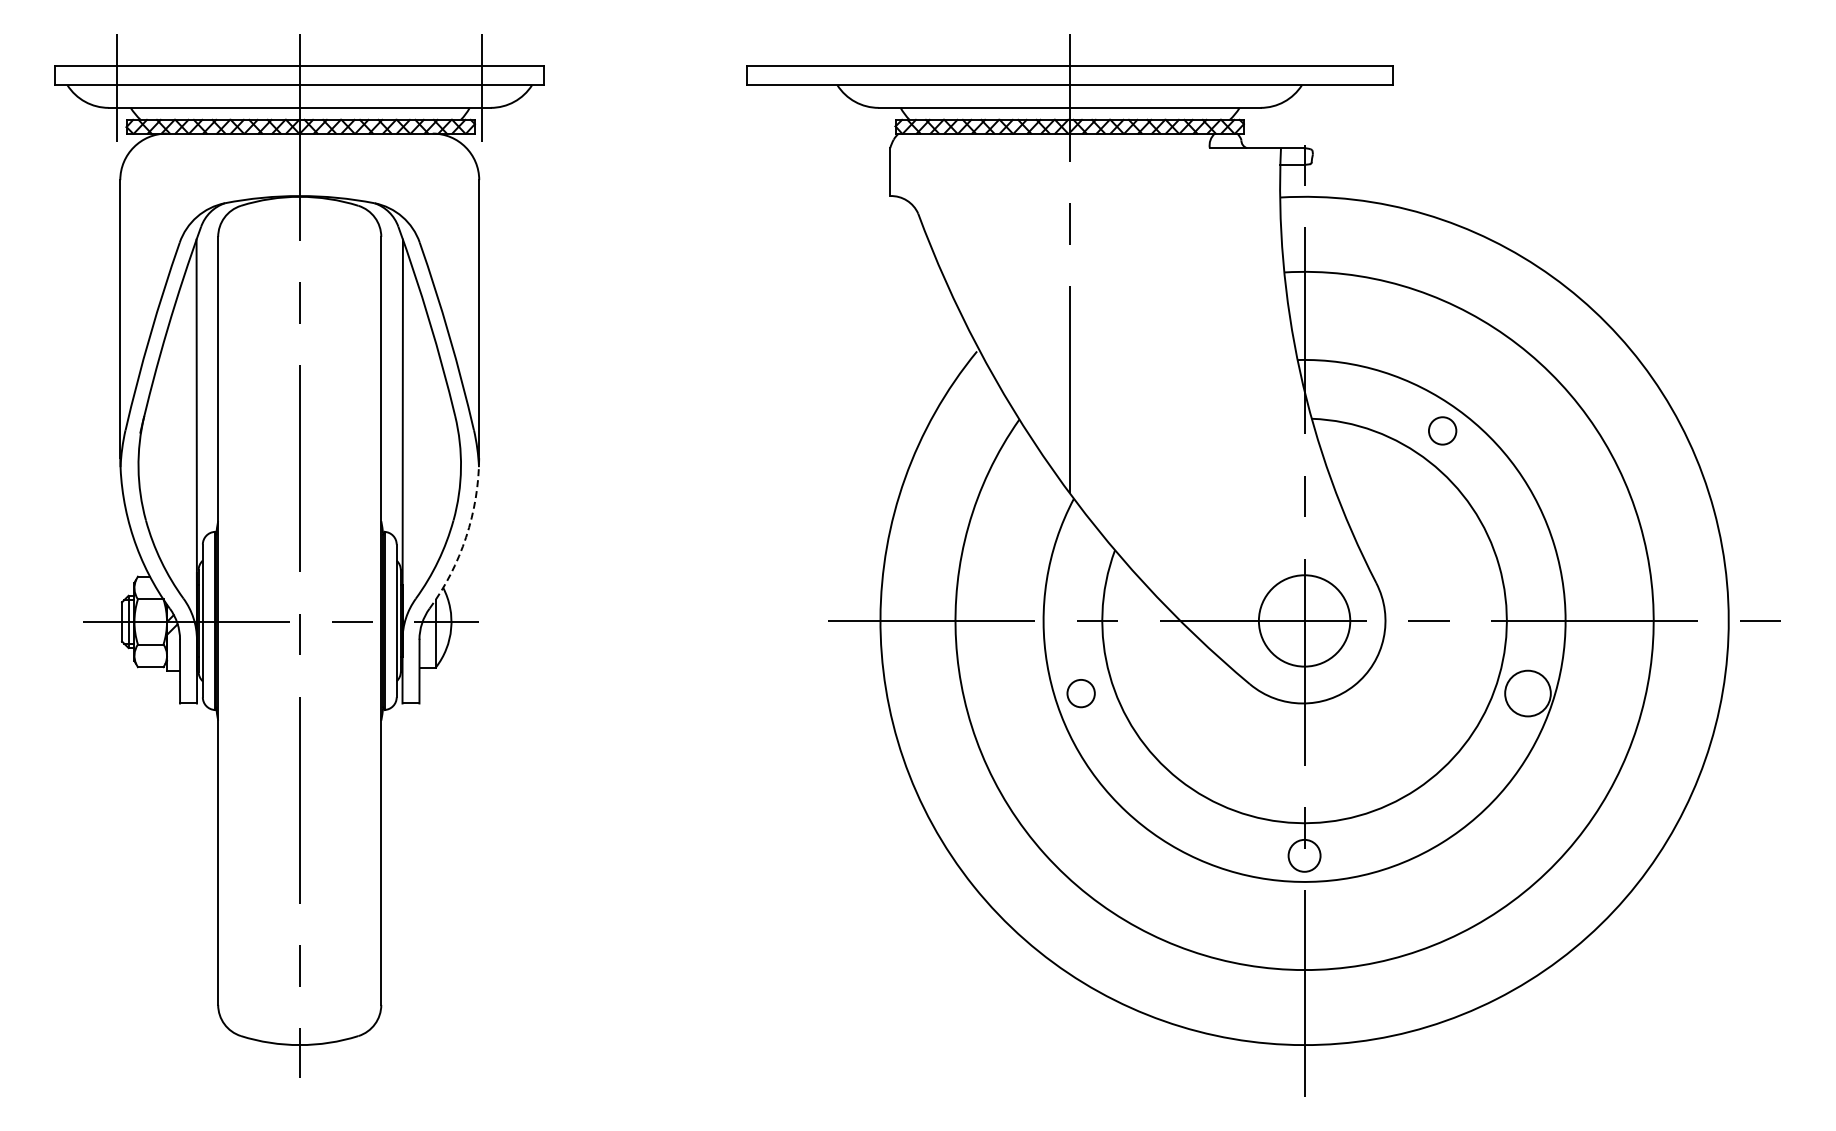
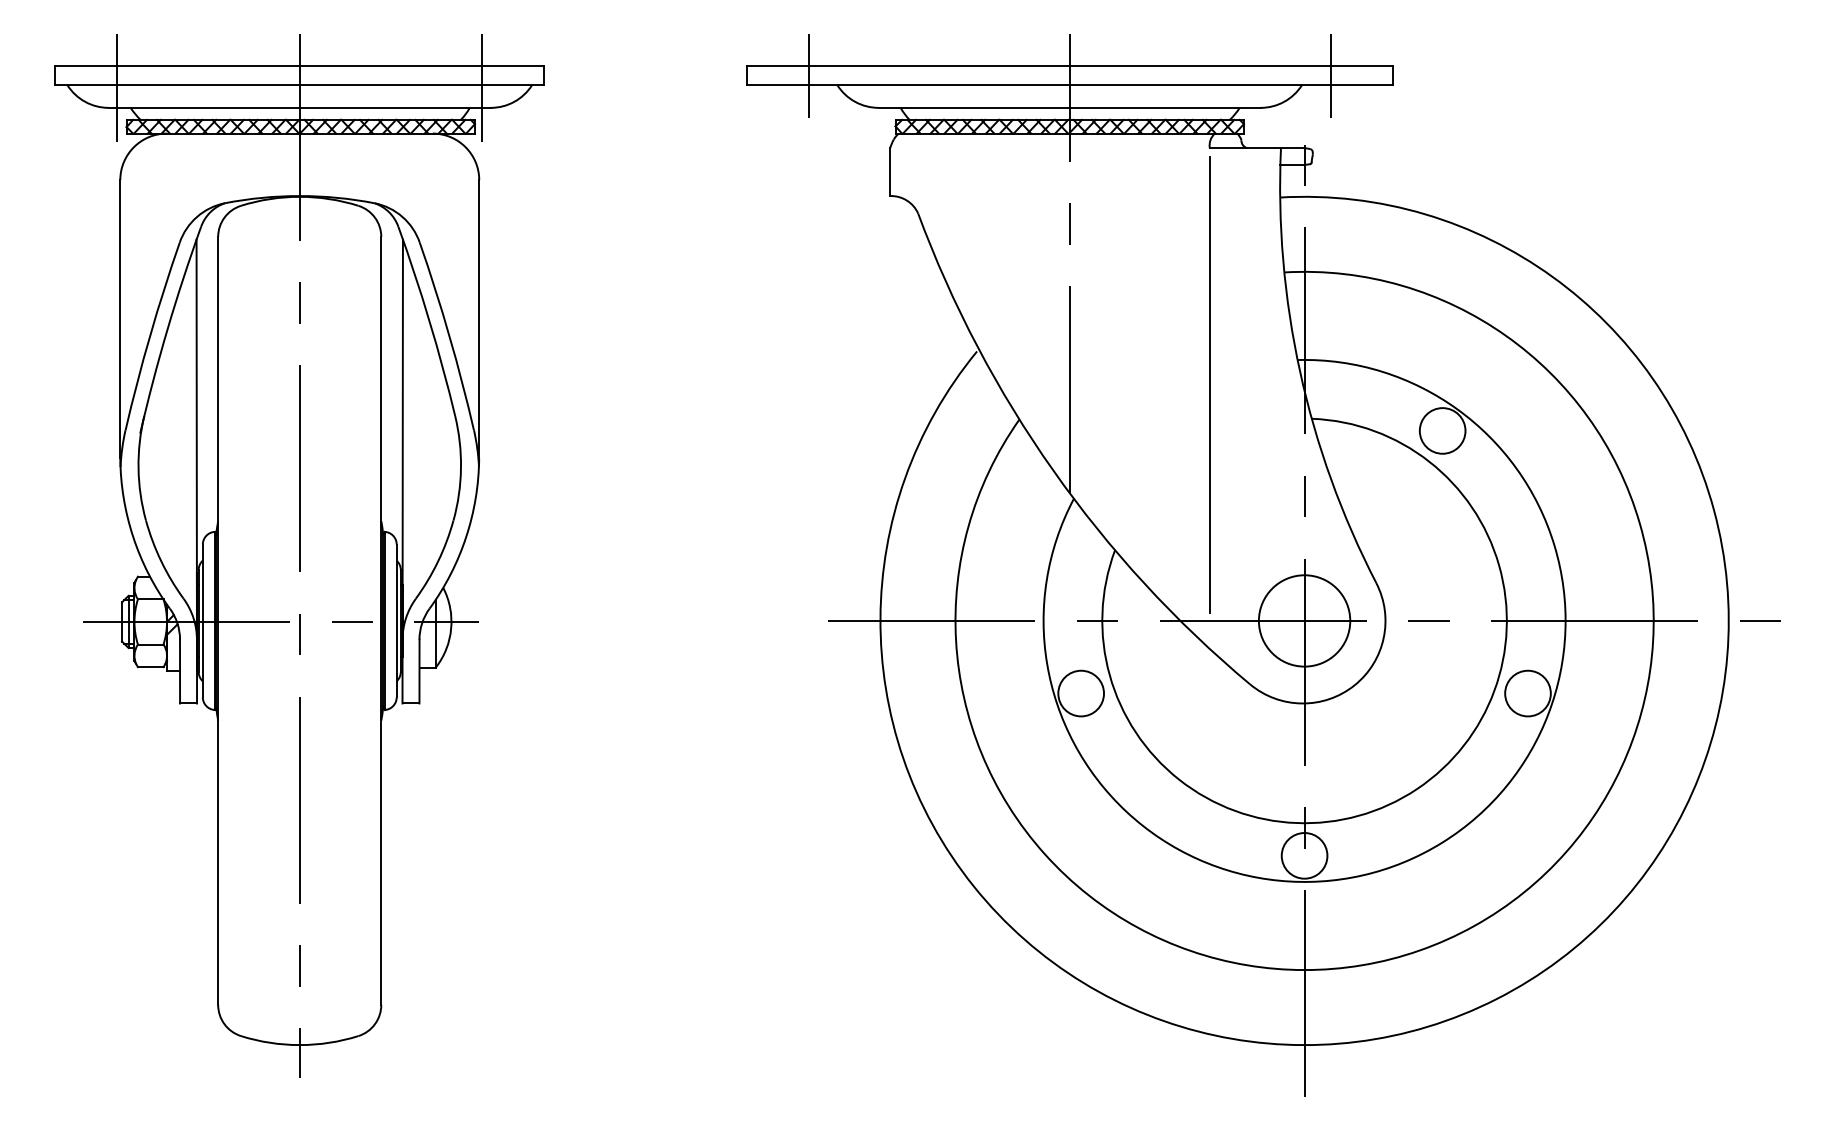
line: none -> present (808, 75)
line: none -> present (1330, 75)
line: none -> present (1209, 384)
circle diameter: 27 px -> 46 px (1442, 430)
arc: dashed -> solid (466, 537)
circle diameter: 27 px -> 46 px (1081, 693)
circle diameter: 32 px -> 46 px (1304, 855)
